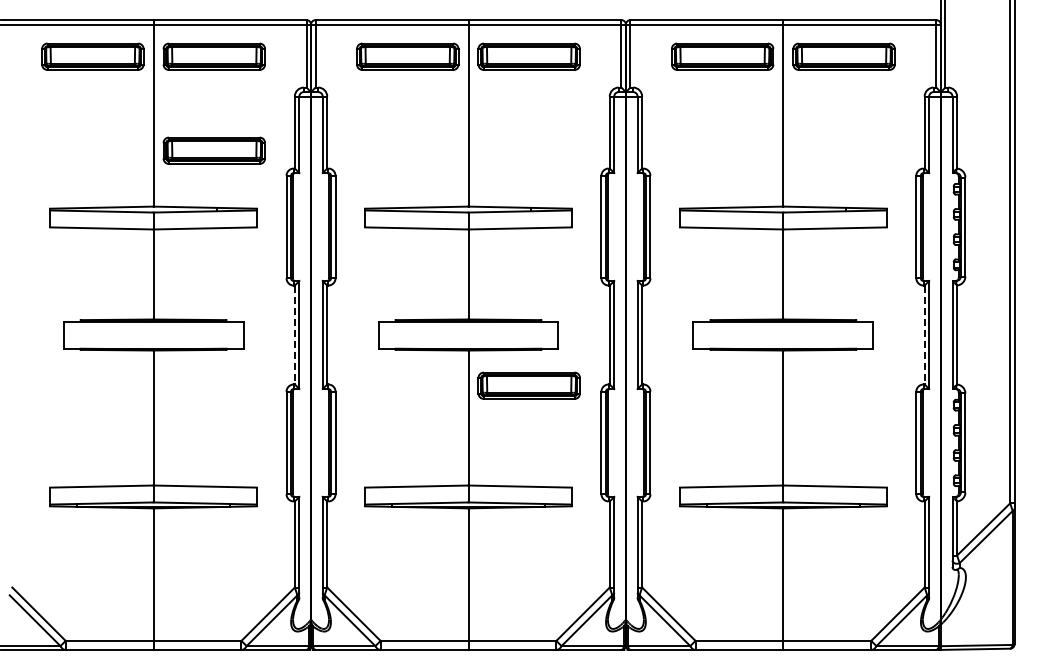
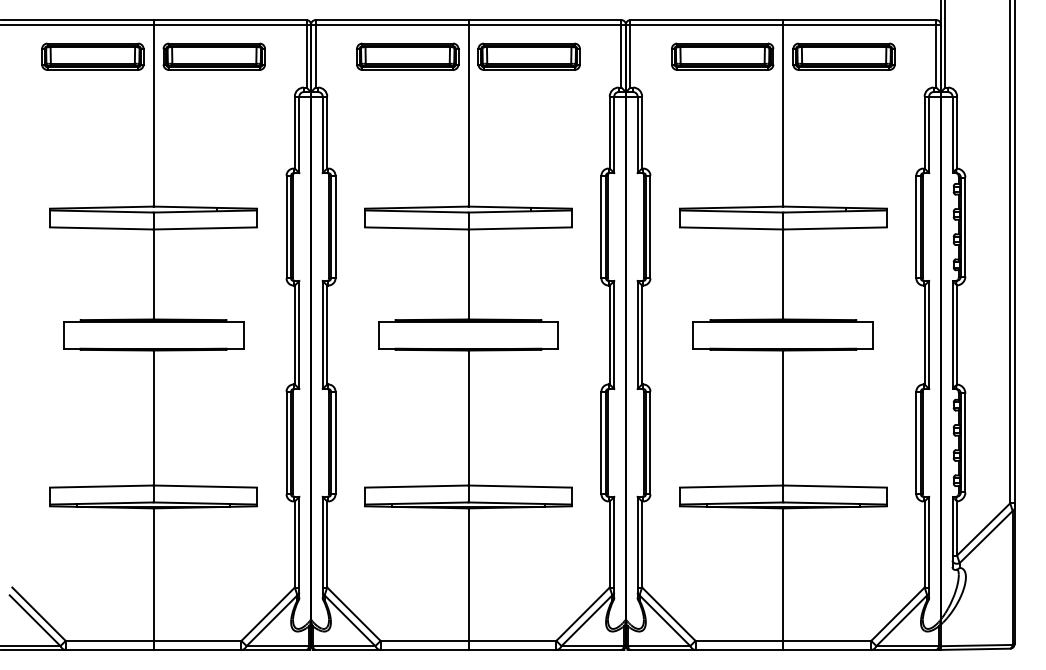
part: present -> none (213, 150)
line: dashed -> solid (294, 335)
line: dashed -> solid (924, 335)
part: present -> none (528, 385)
